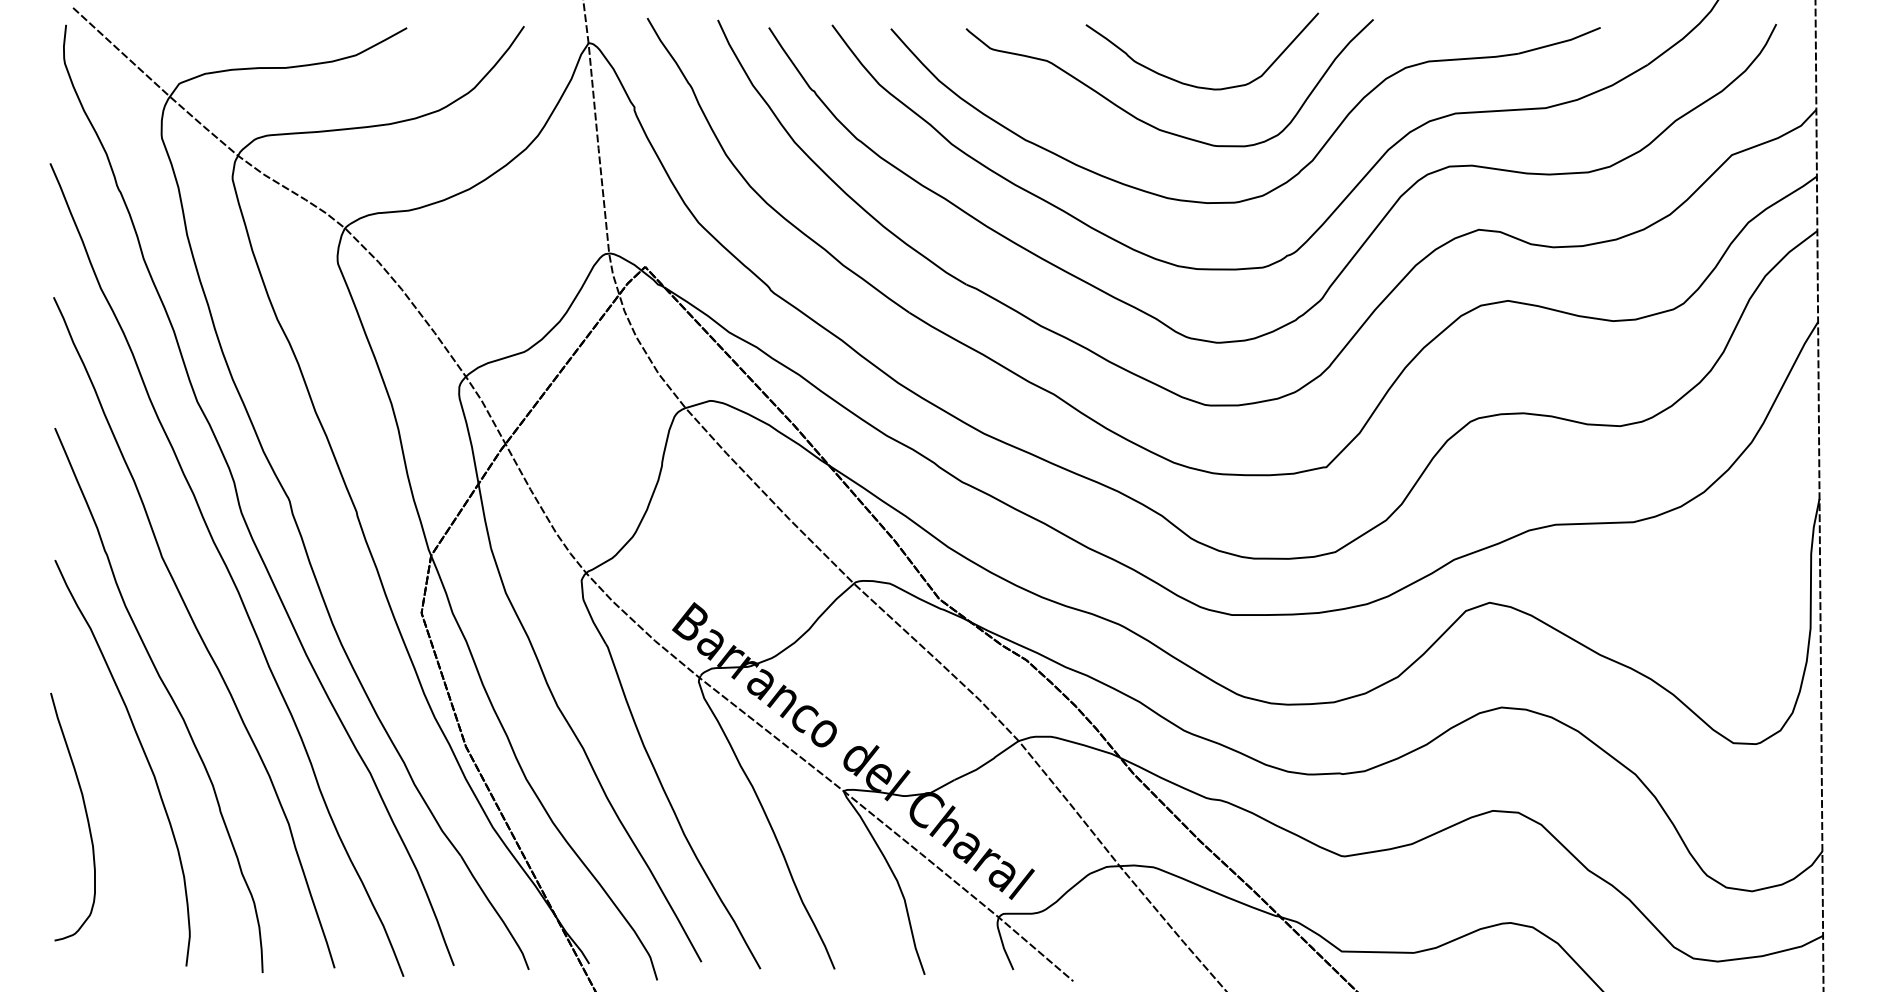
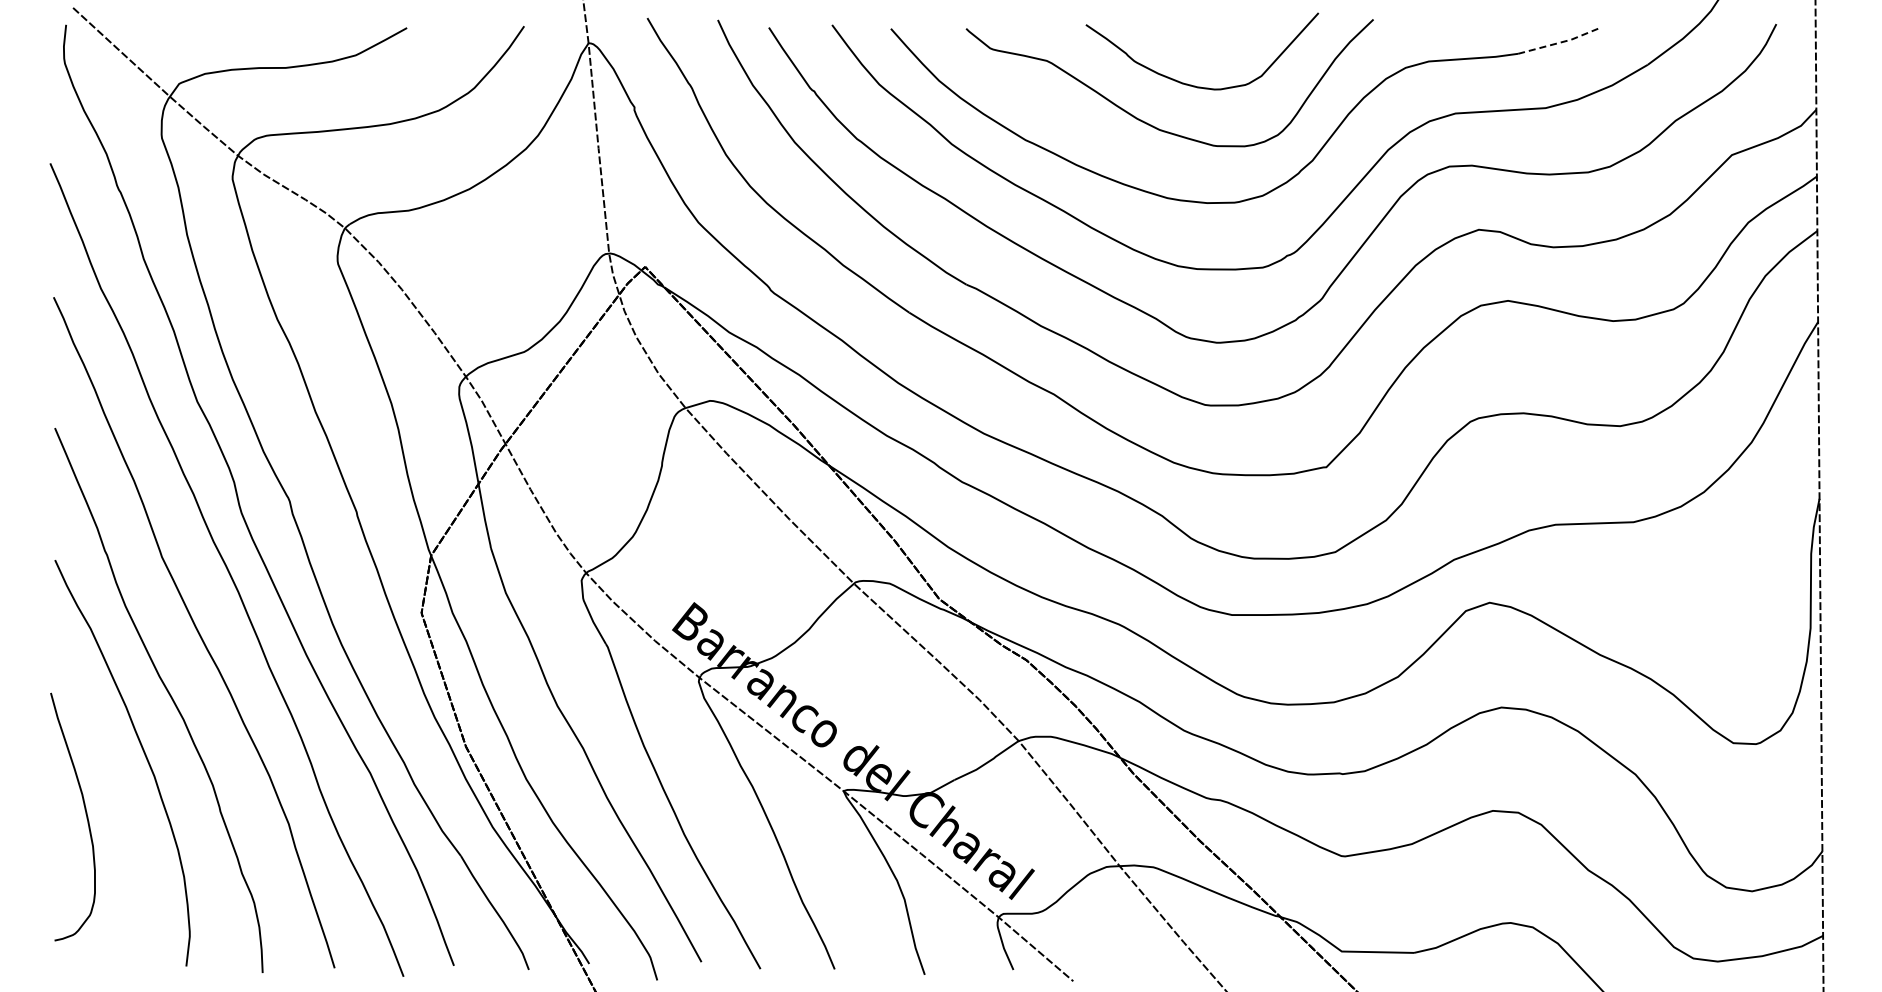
line: solid -> dashed (1560, 42)
